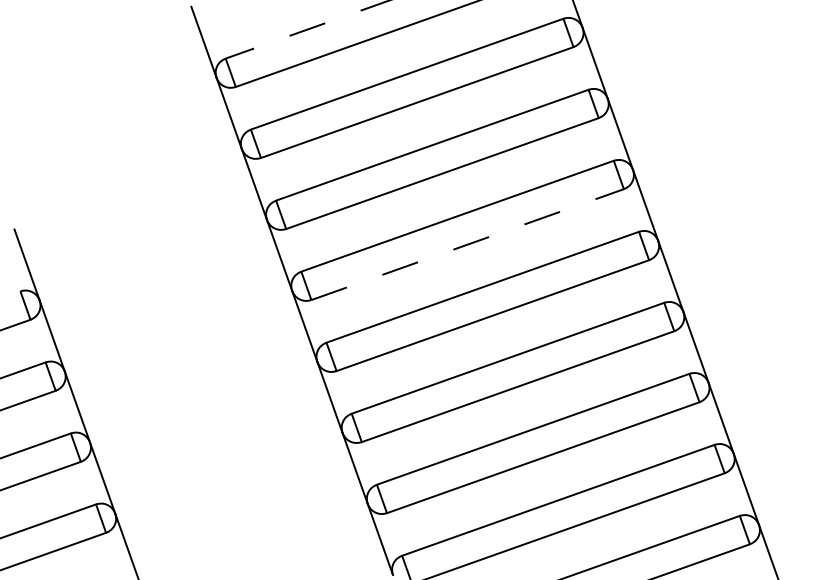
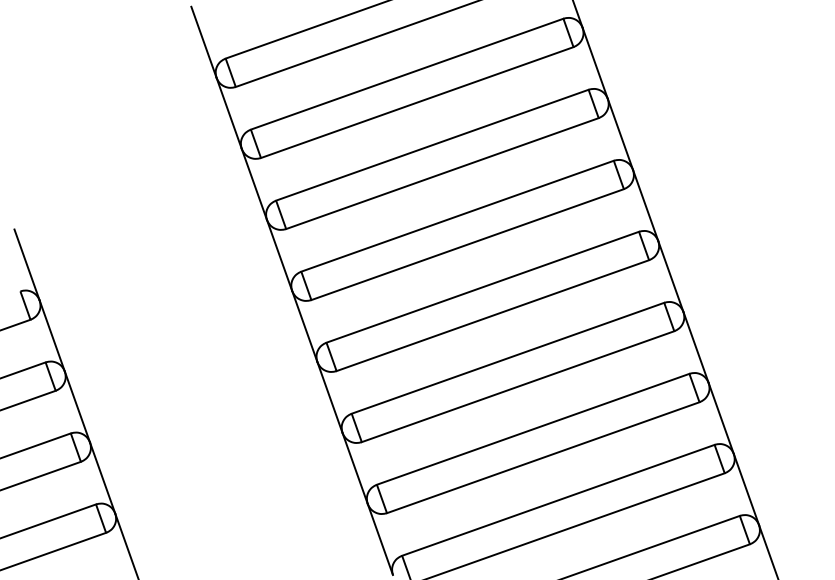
line: dashed -> solid (307, 29)
line: dashed -> solid (467, 244)
